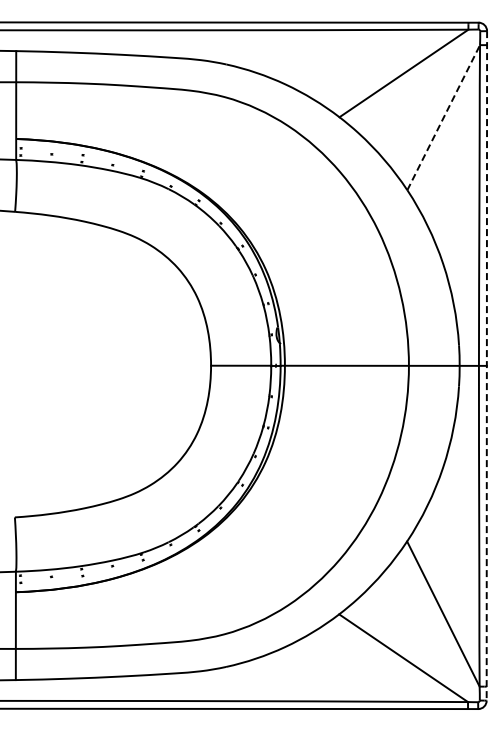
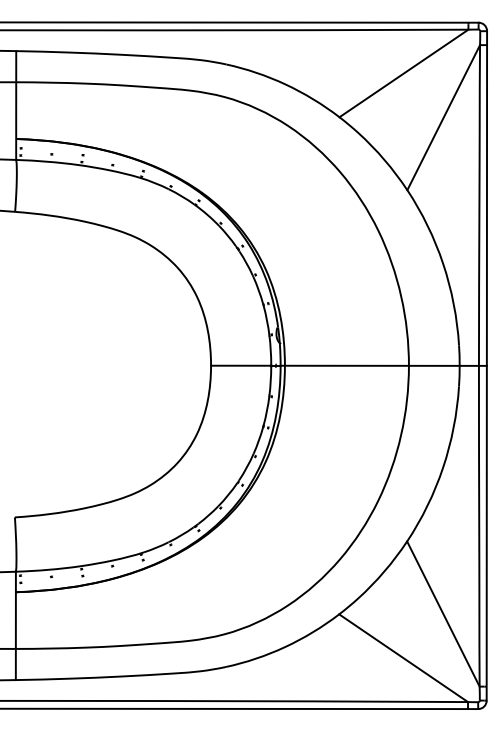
line: dashed -> solid (443, 117)
line: dashed -> solid (486, 365)
